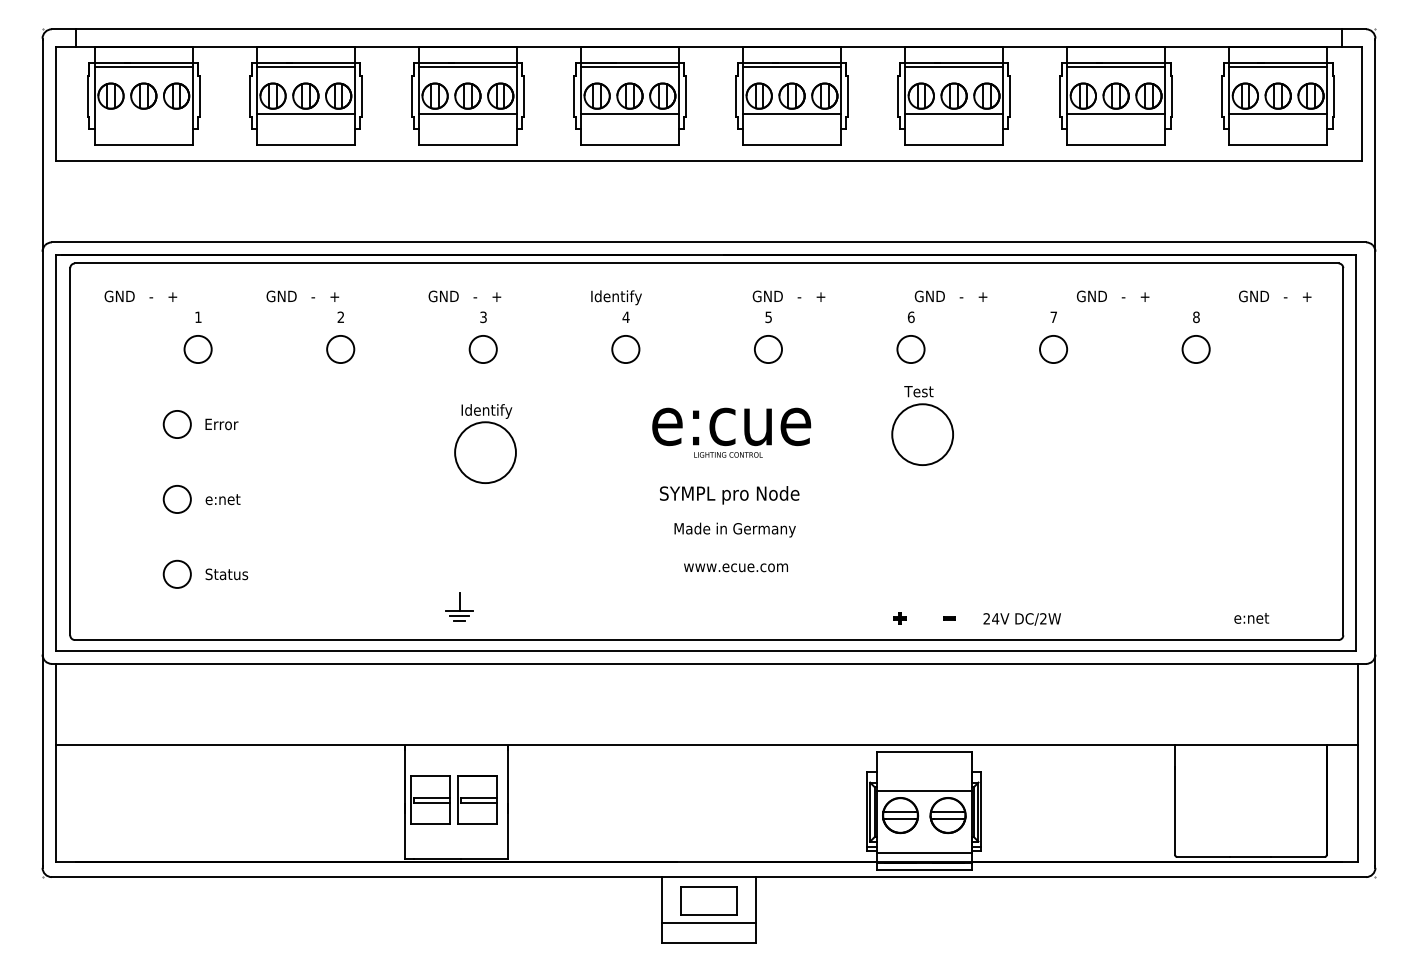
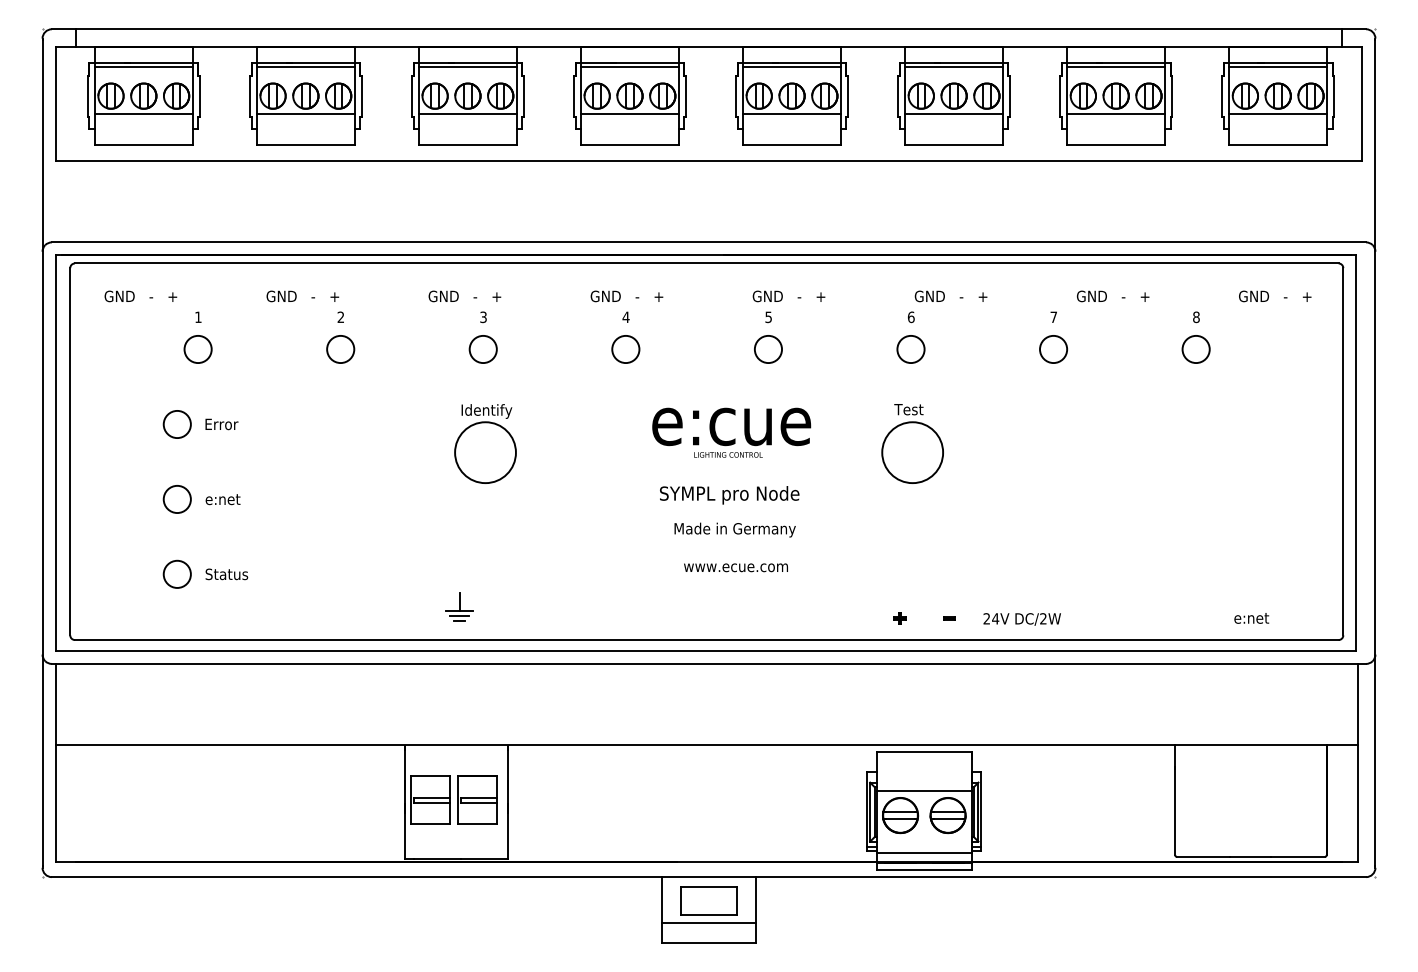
line: none -> present (143, 113)
text: Identify -> GND   -   + (626, 297)
part position: (922, 425) -> (912, 443) (912, 443)
